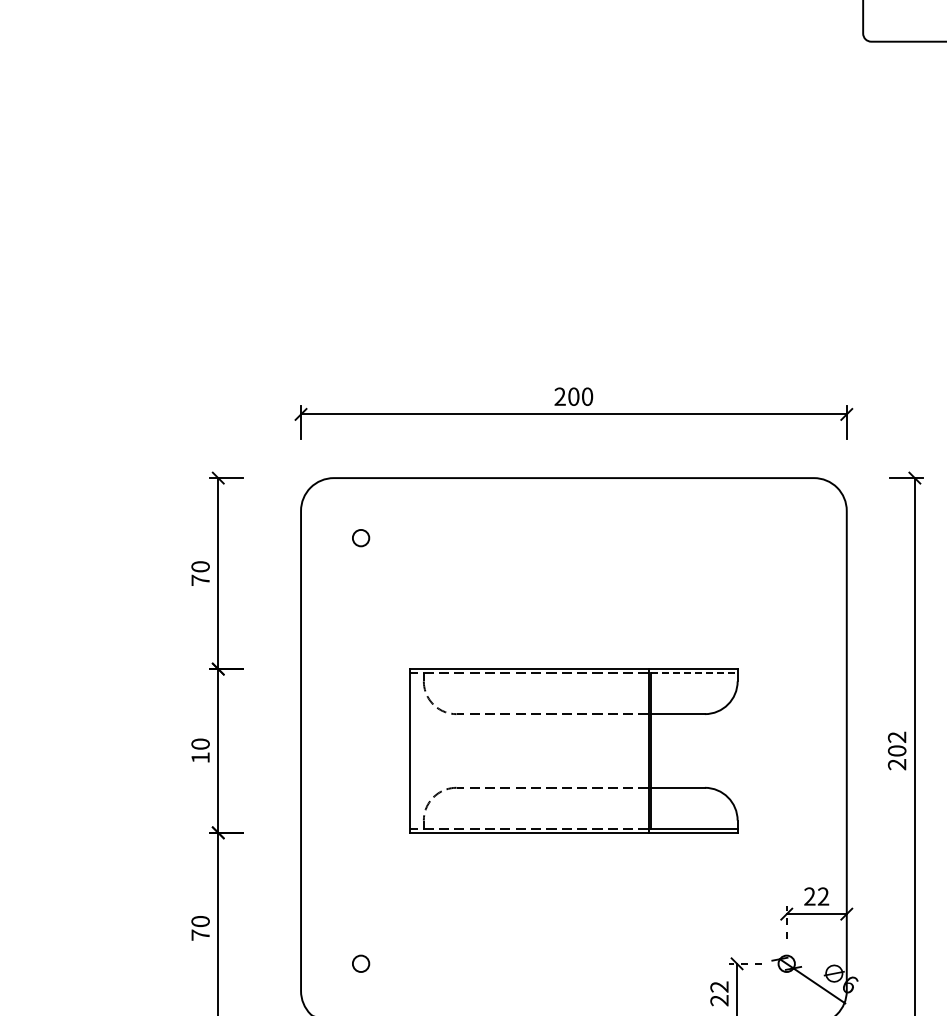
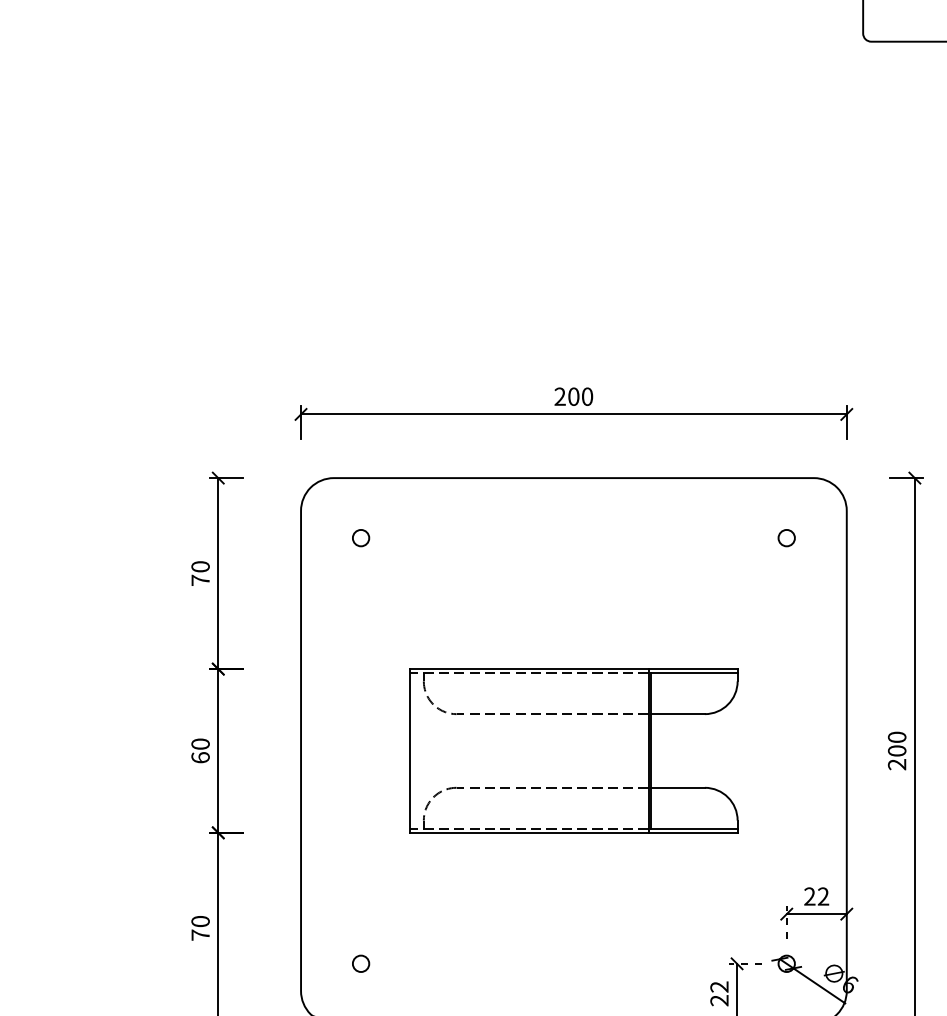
circle: none -> present (786, 538)
line: dashed -> solid (694, 673)
text: 202 -> 200 (897, 736)
text: 10 -> 60 (200, 757)
